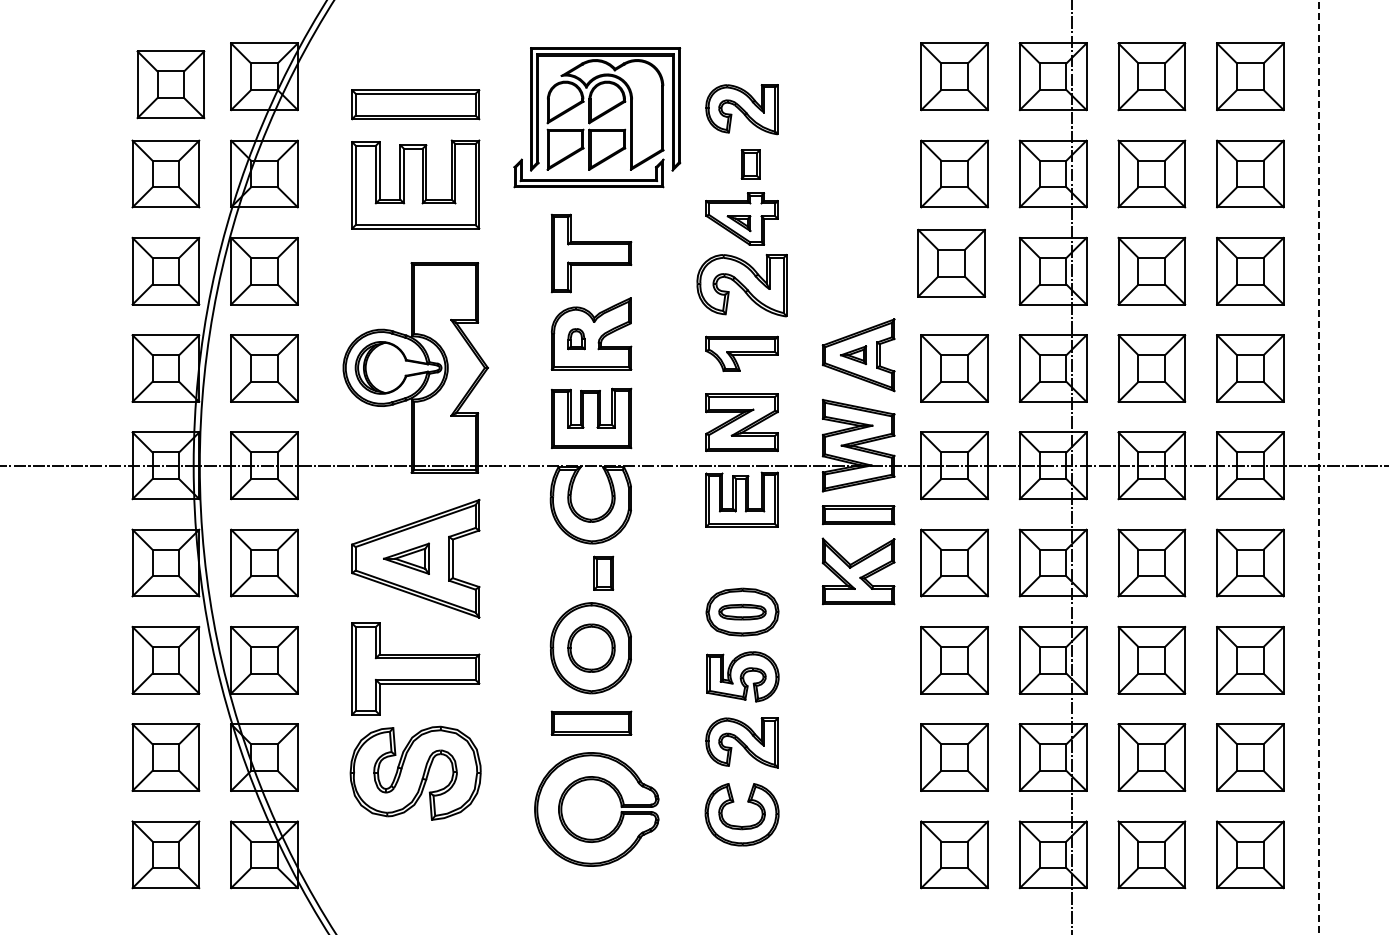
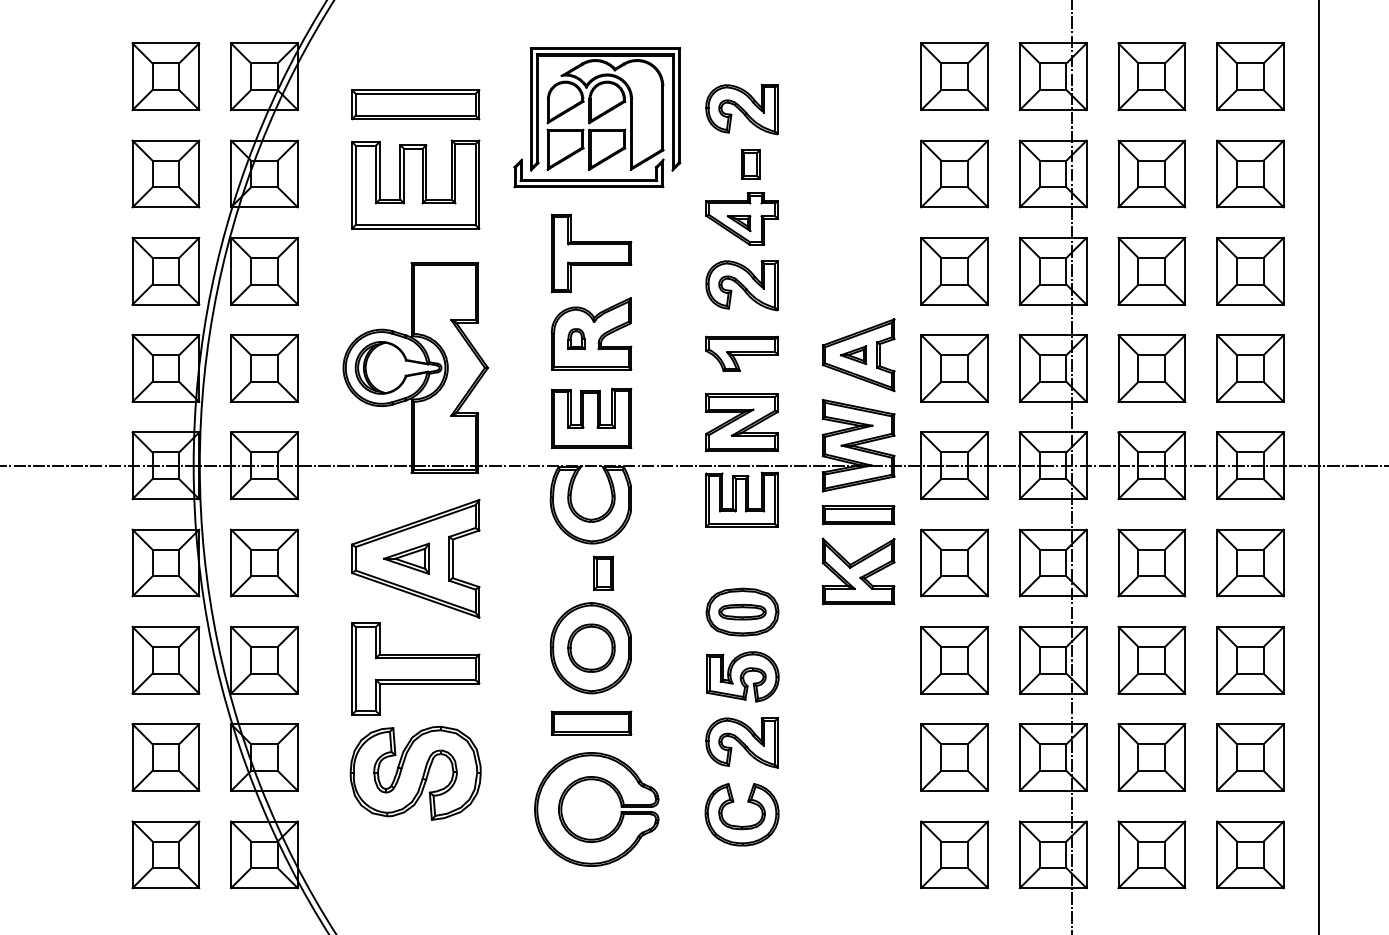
part position: (170, 84) -> (165, 76) (165, 76)
part position: (951, 262) -> (954, 270) (954, 270)
part size: 92x64 px -> 74x52 px (741, 285)
line: dashed -> solid (1319, 467)
